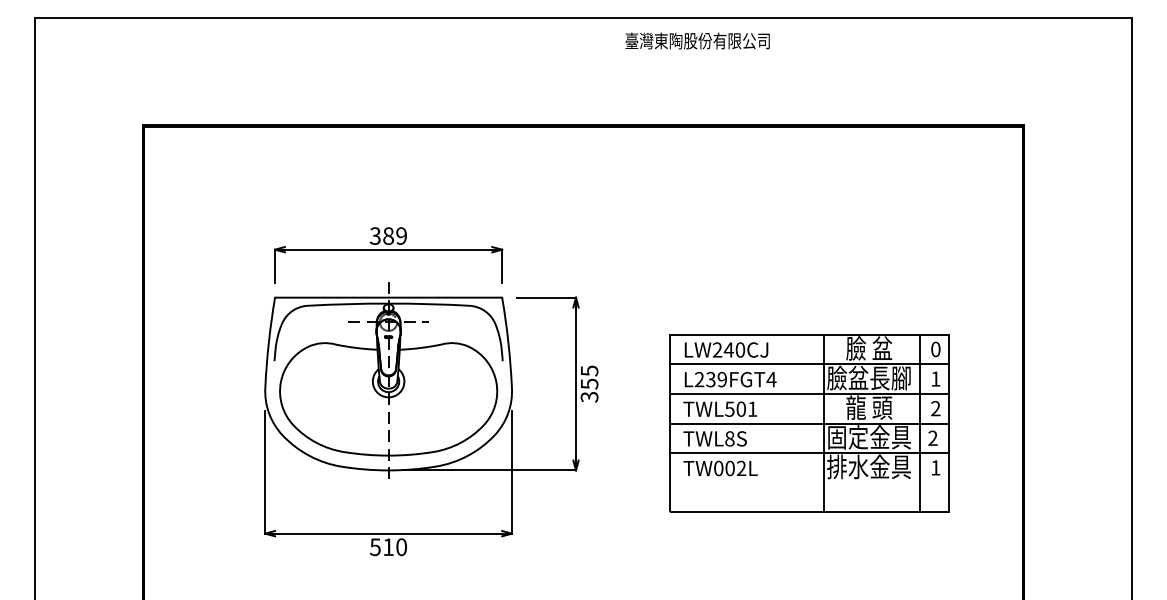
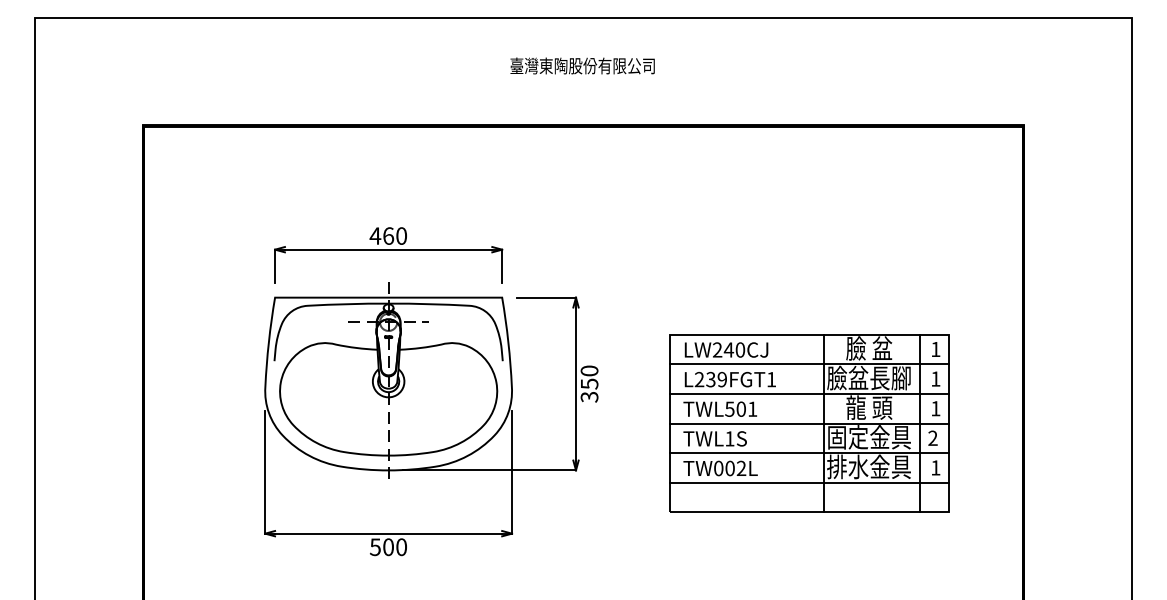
text position: (697, 40) -> (582, 65) (582, 65)
text: 389 -> 460 (387, 235)
text: 0 -> 1 (935, 349)
text: 355 -> 350 (589, 370)
text: L239FGT4 -> L239FGT1 (771, 379)
text: 2 -> 1 (935, 408)
text: TWL8S -> TWL1S (729, 438)
line: none -> present (809, 482)
text: 510 -> 500 (388, 547)
